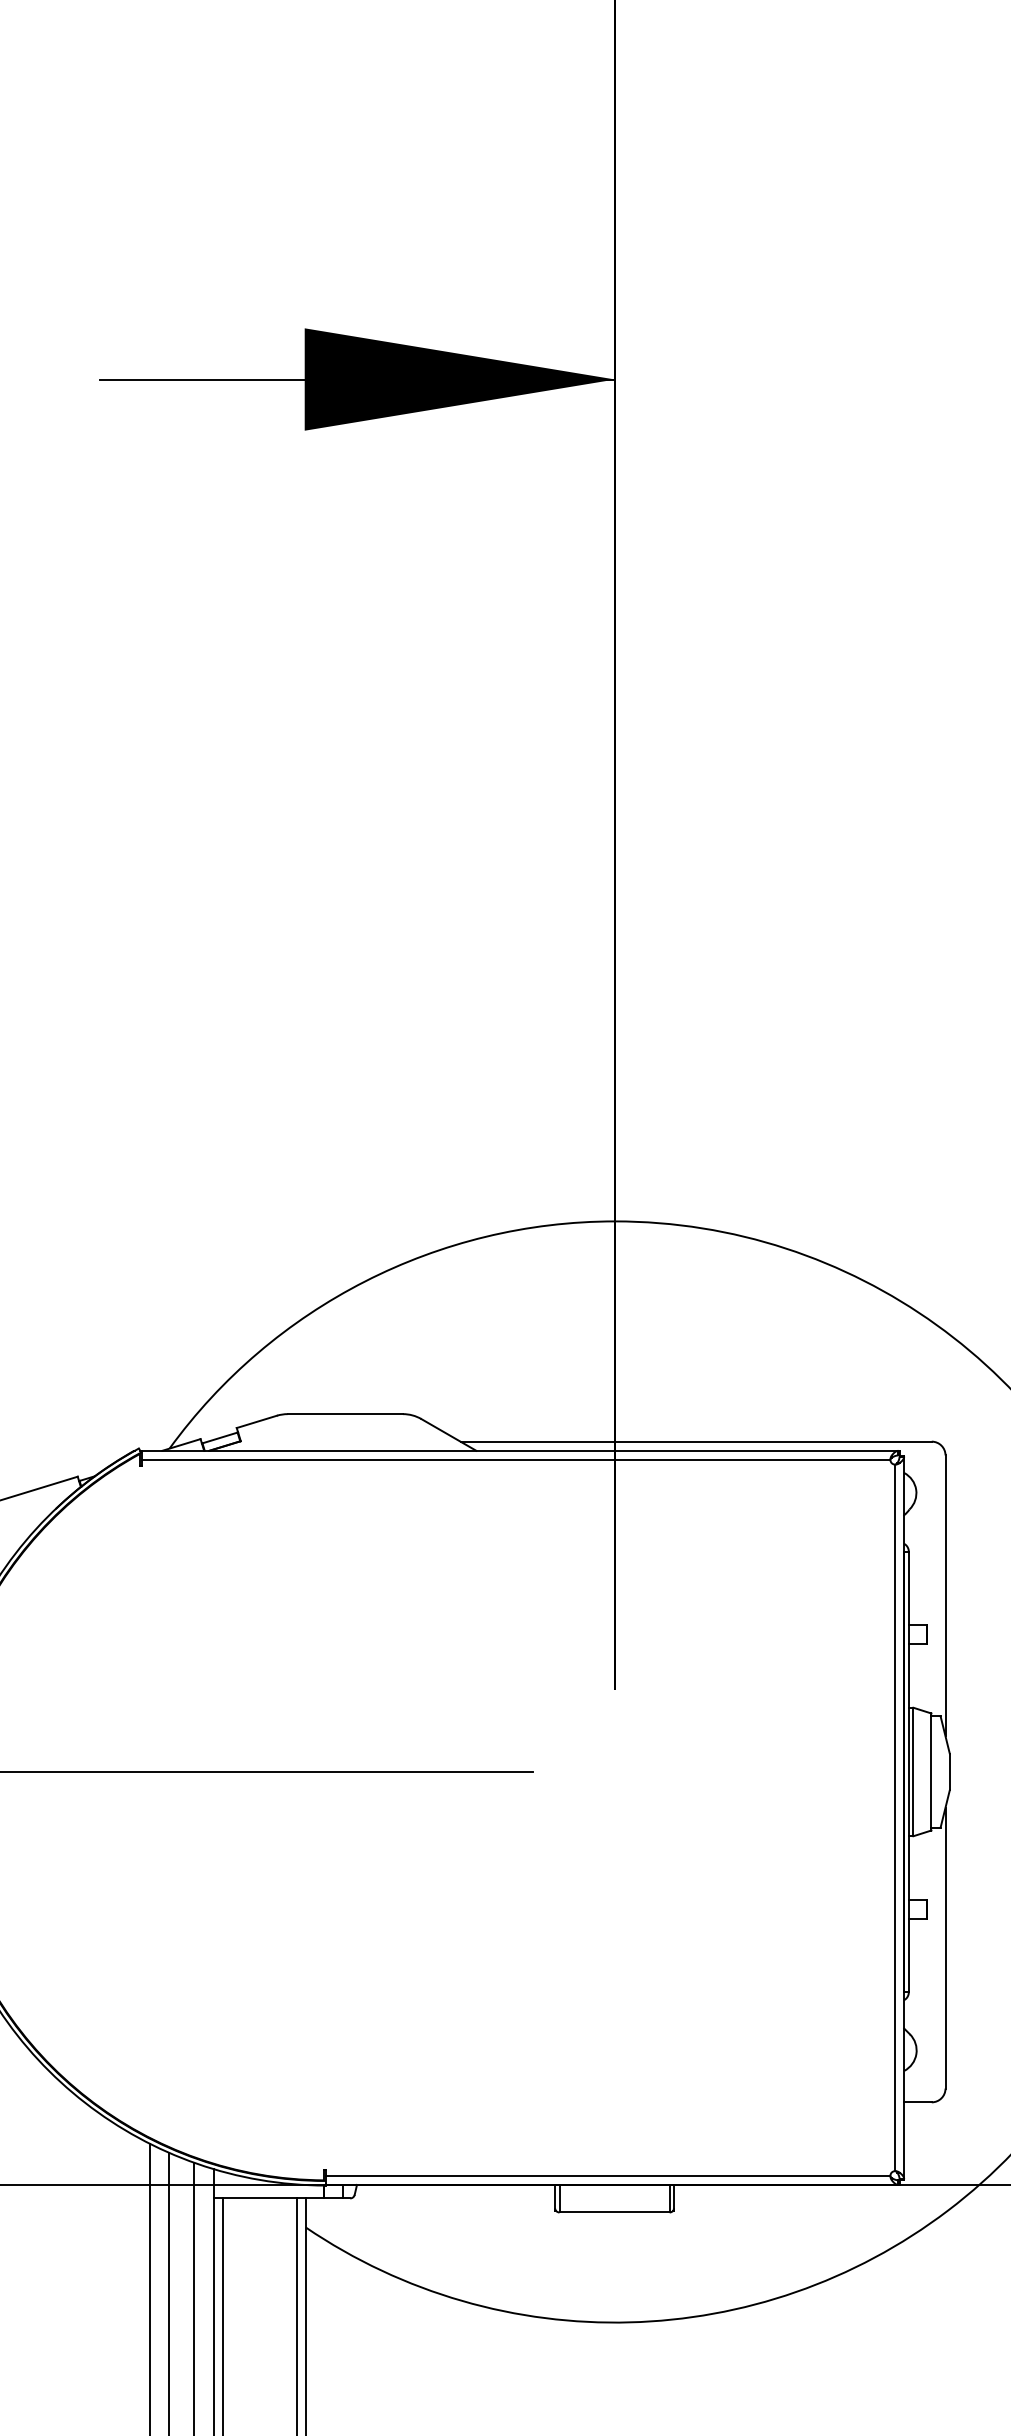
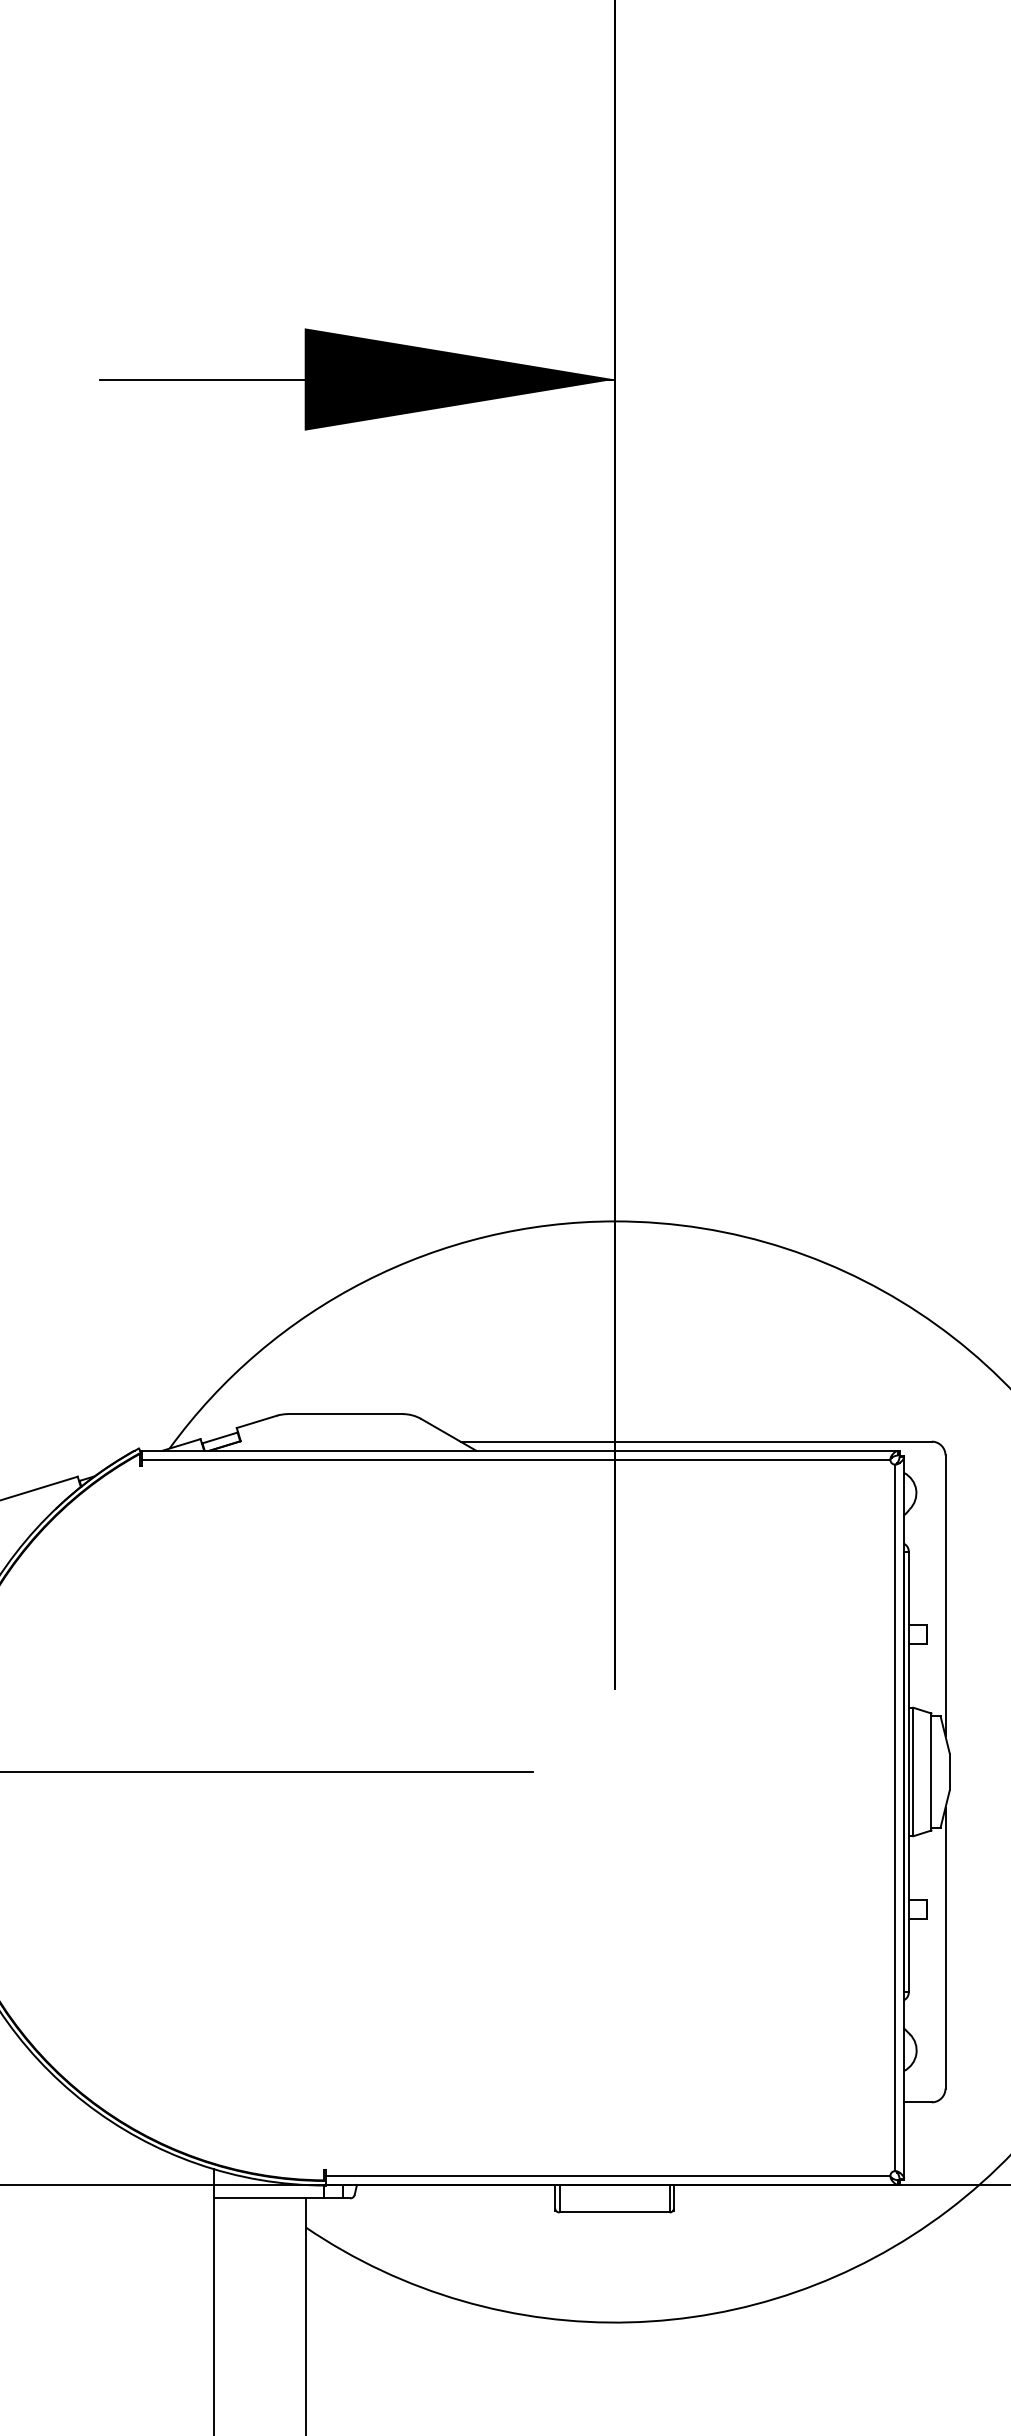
line: present -> none (150, 2287)
line: present -> none (168, 2292)
line: present -> none (193, 2297)
line: present -> none (223, 2315)
line: present -> none (296, 2315)
